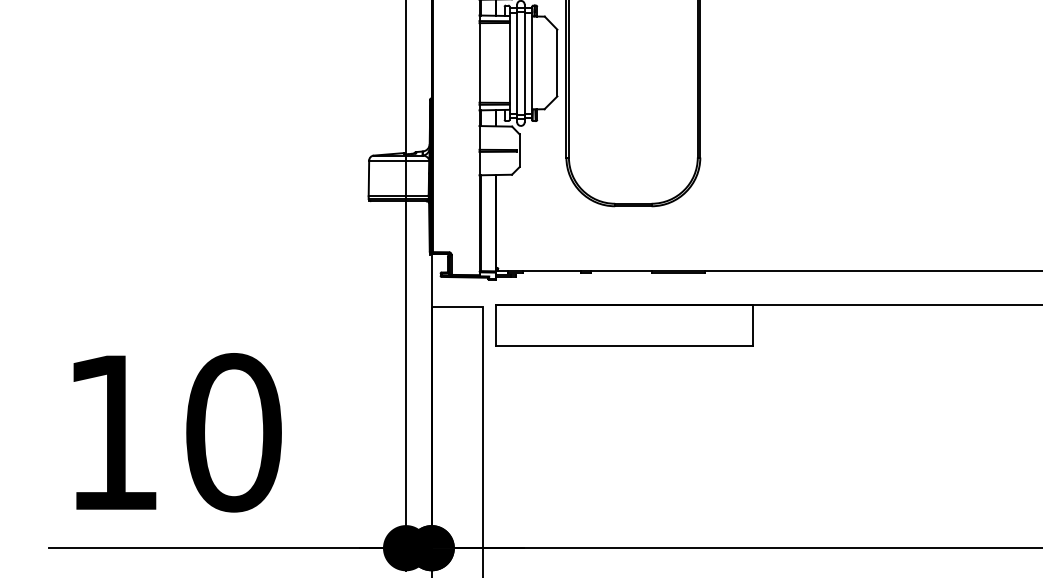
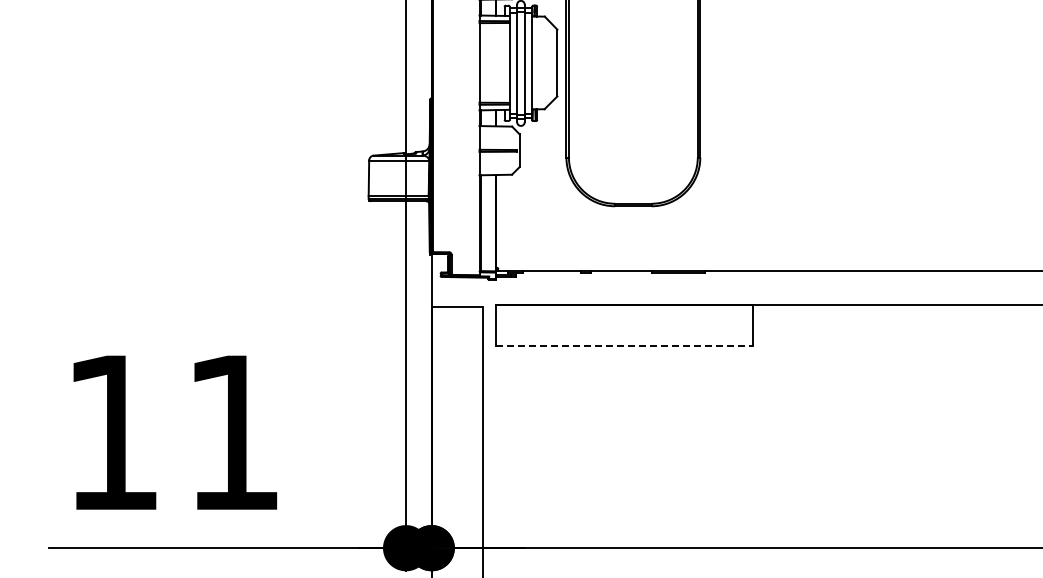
line: solid -> dashed (624, 345)
text: 10 -> 11 (233, 432)
